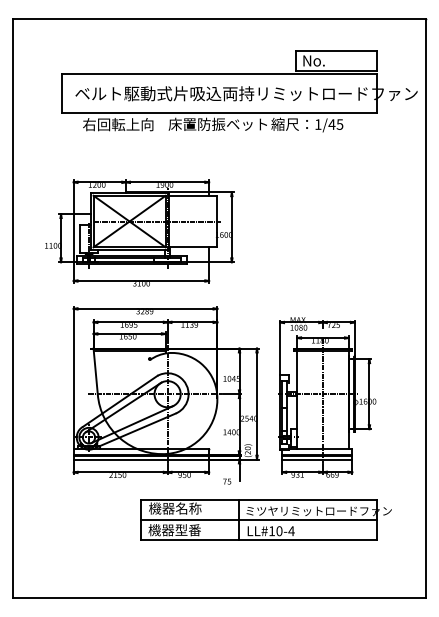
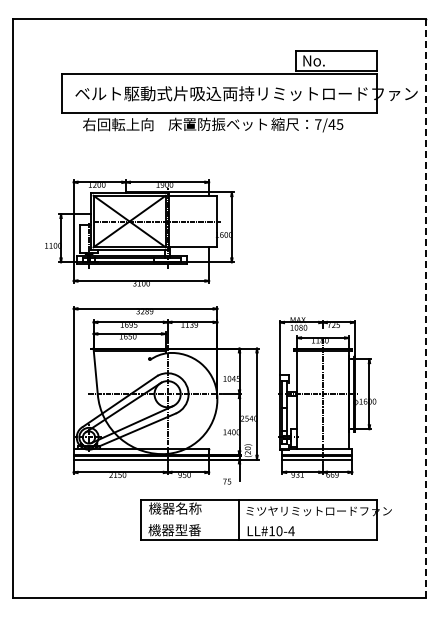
text: 1/45 -> 7/45 (318, 124)
line: solid -> dashed (425, 308)
line: present -> none (258, 519)
